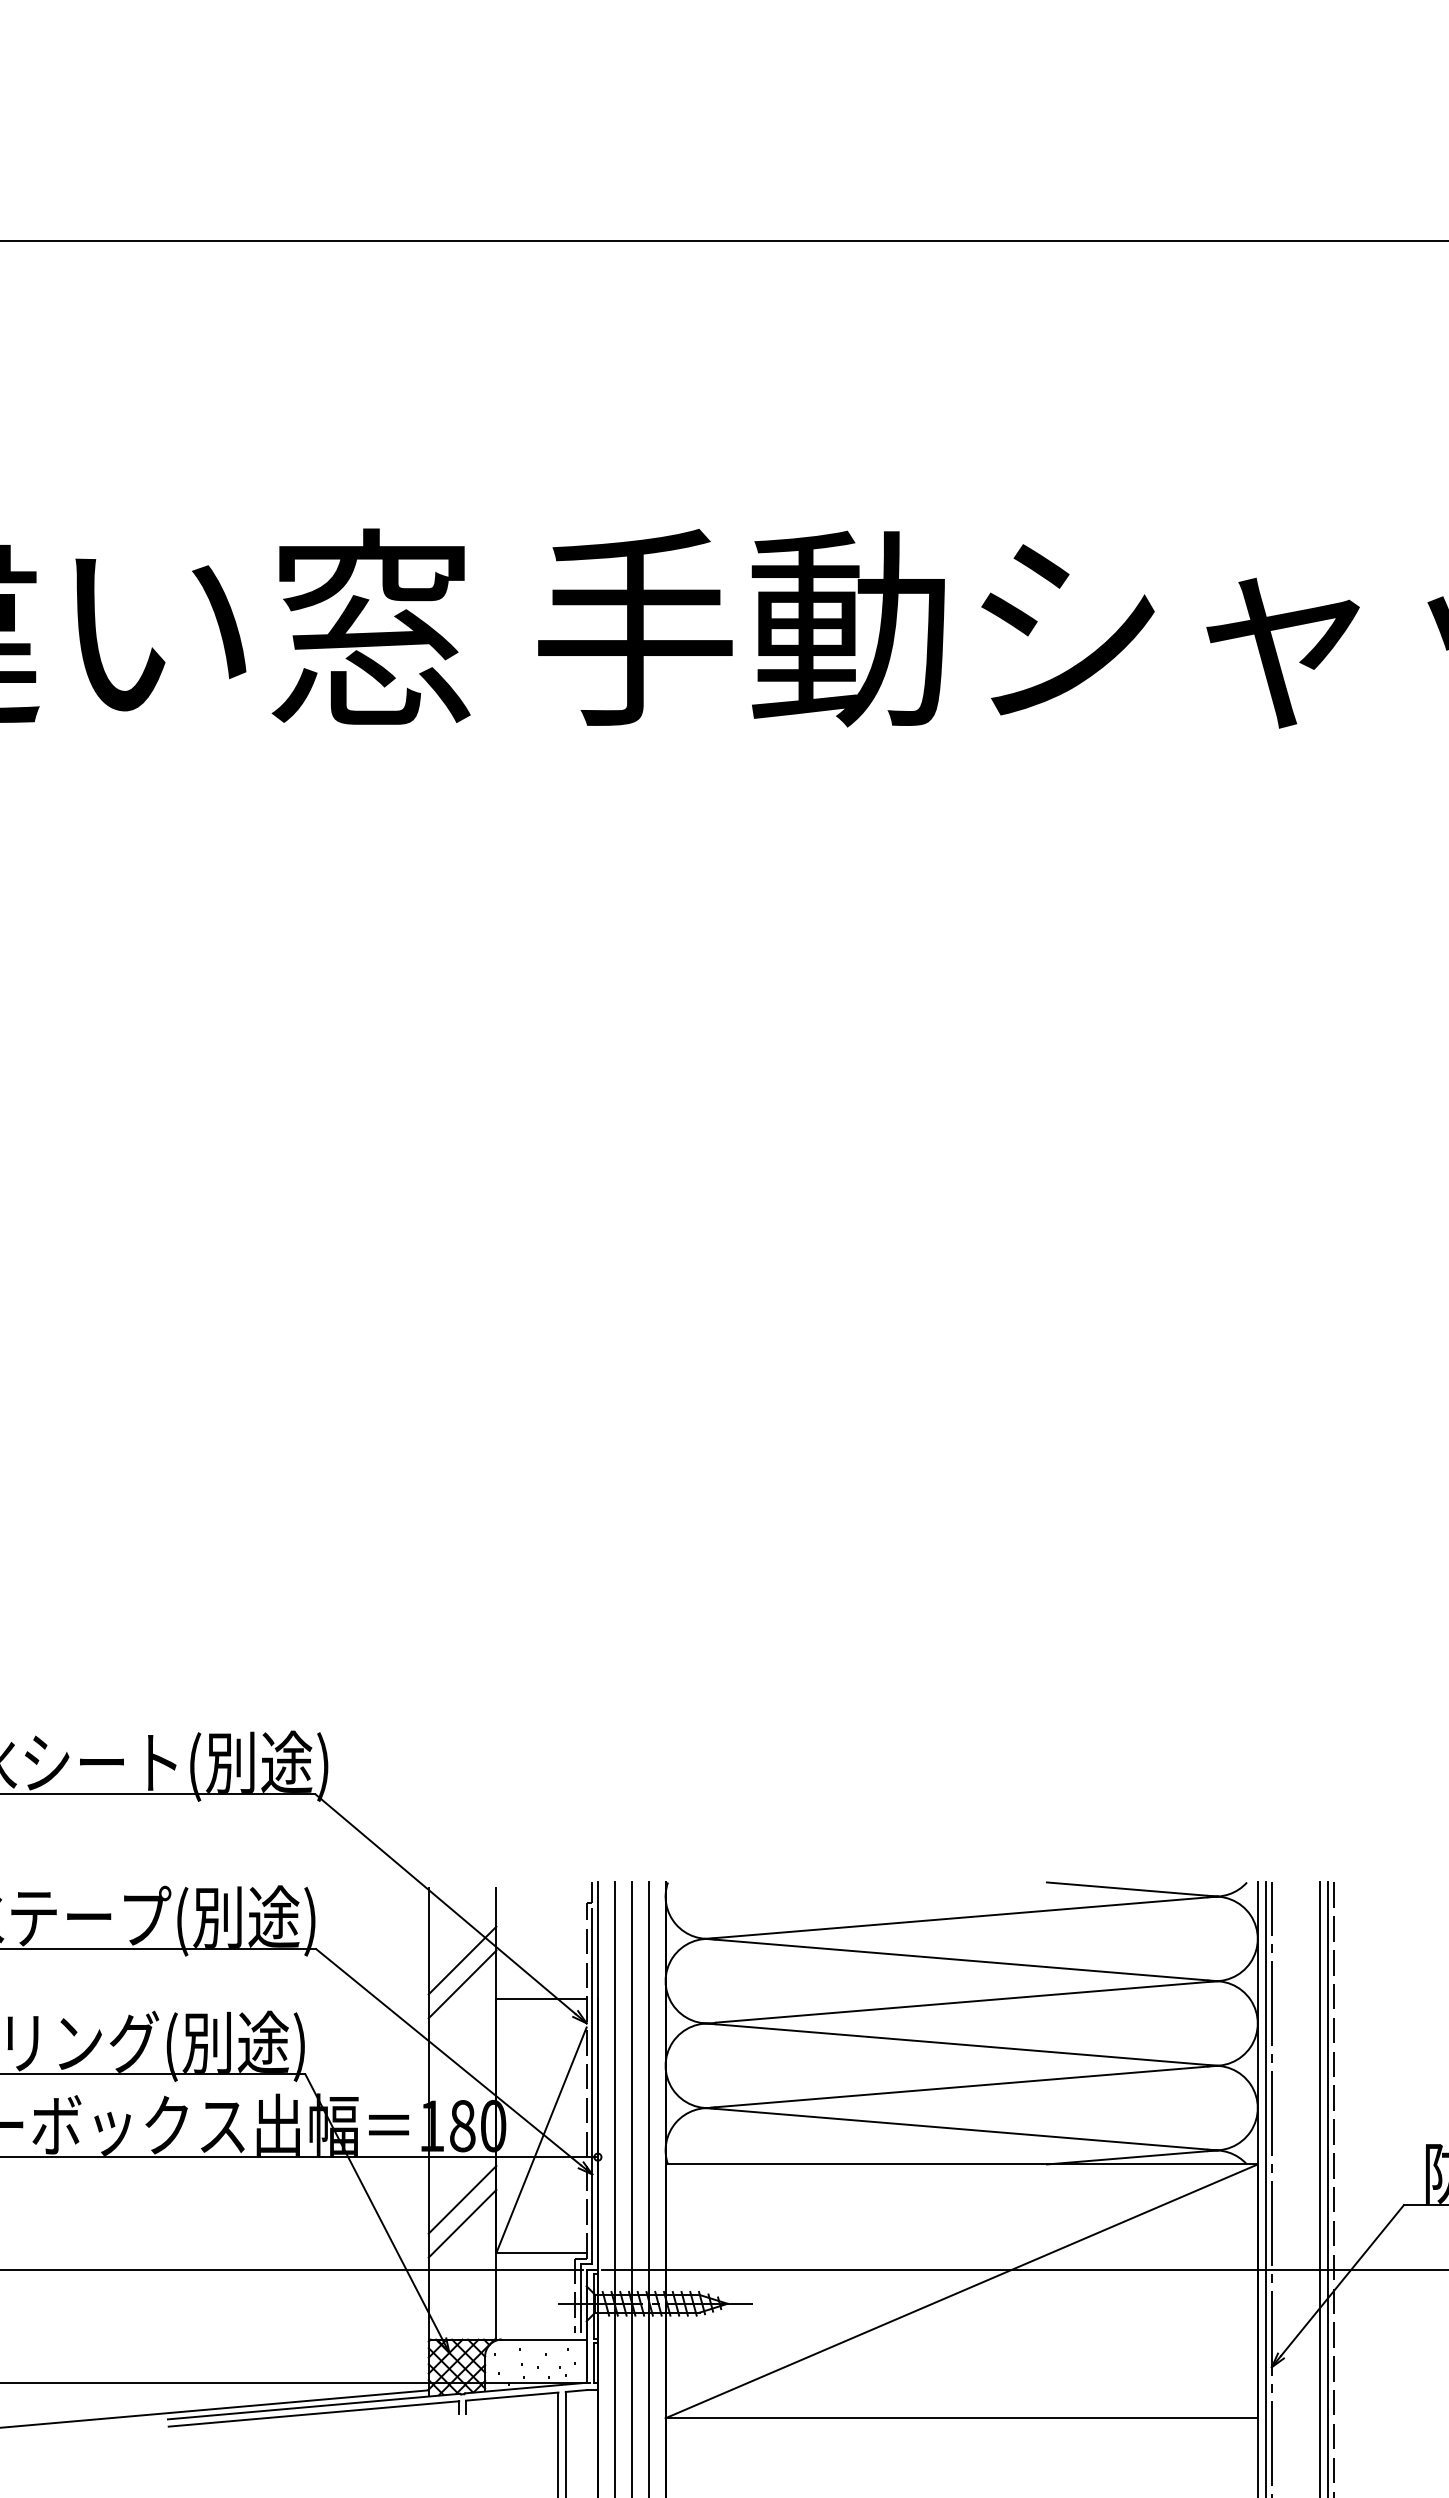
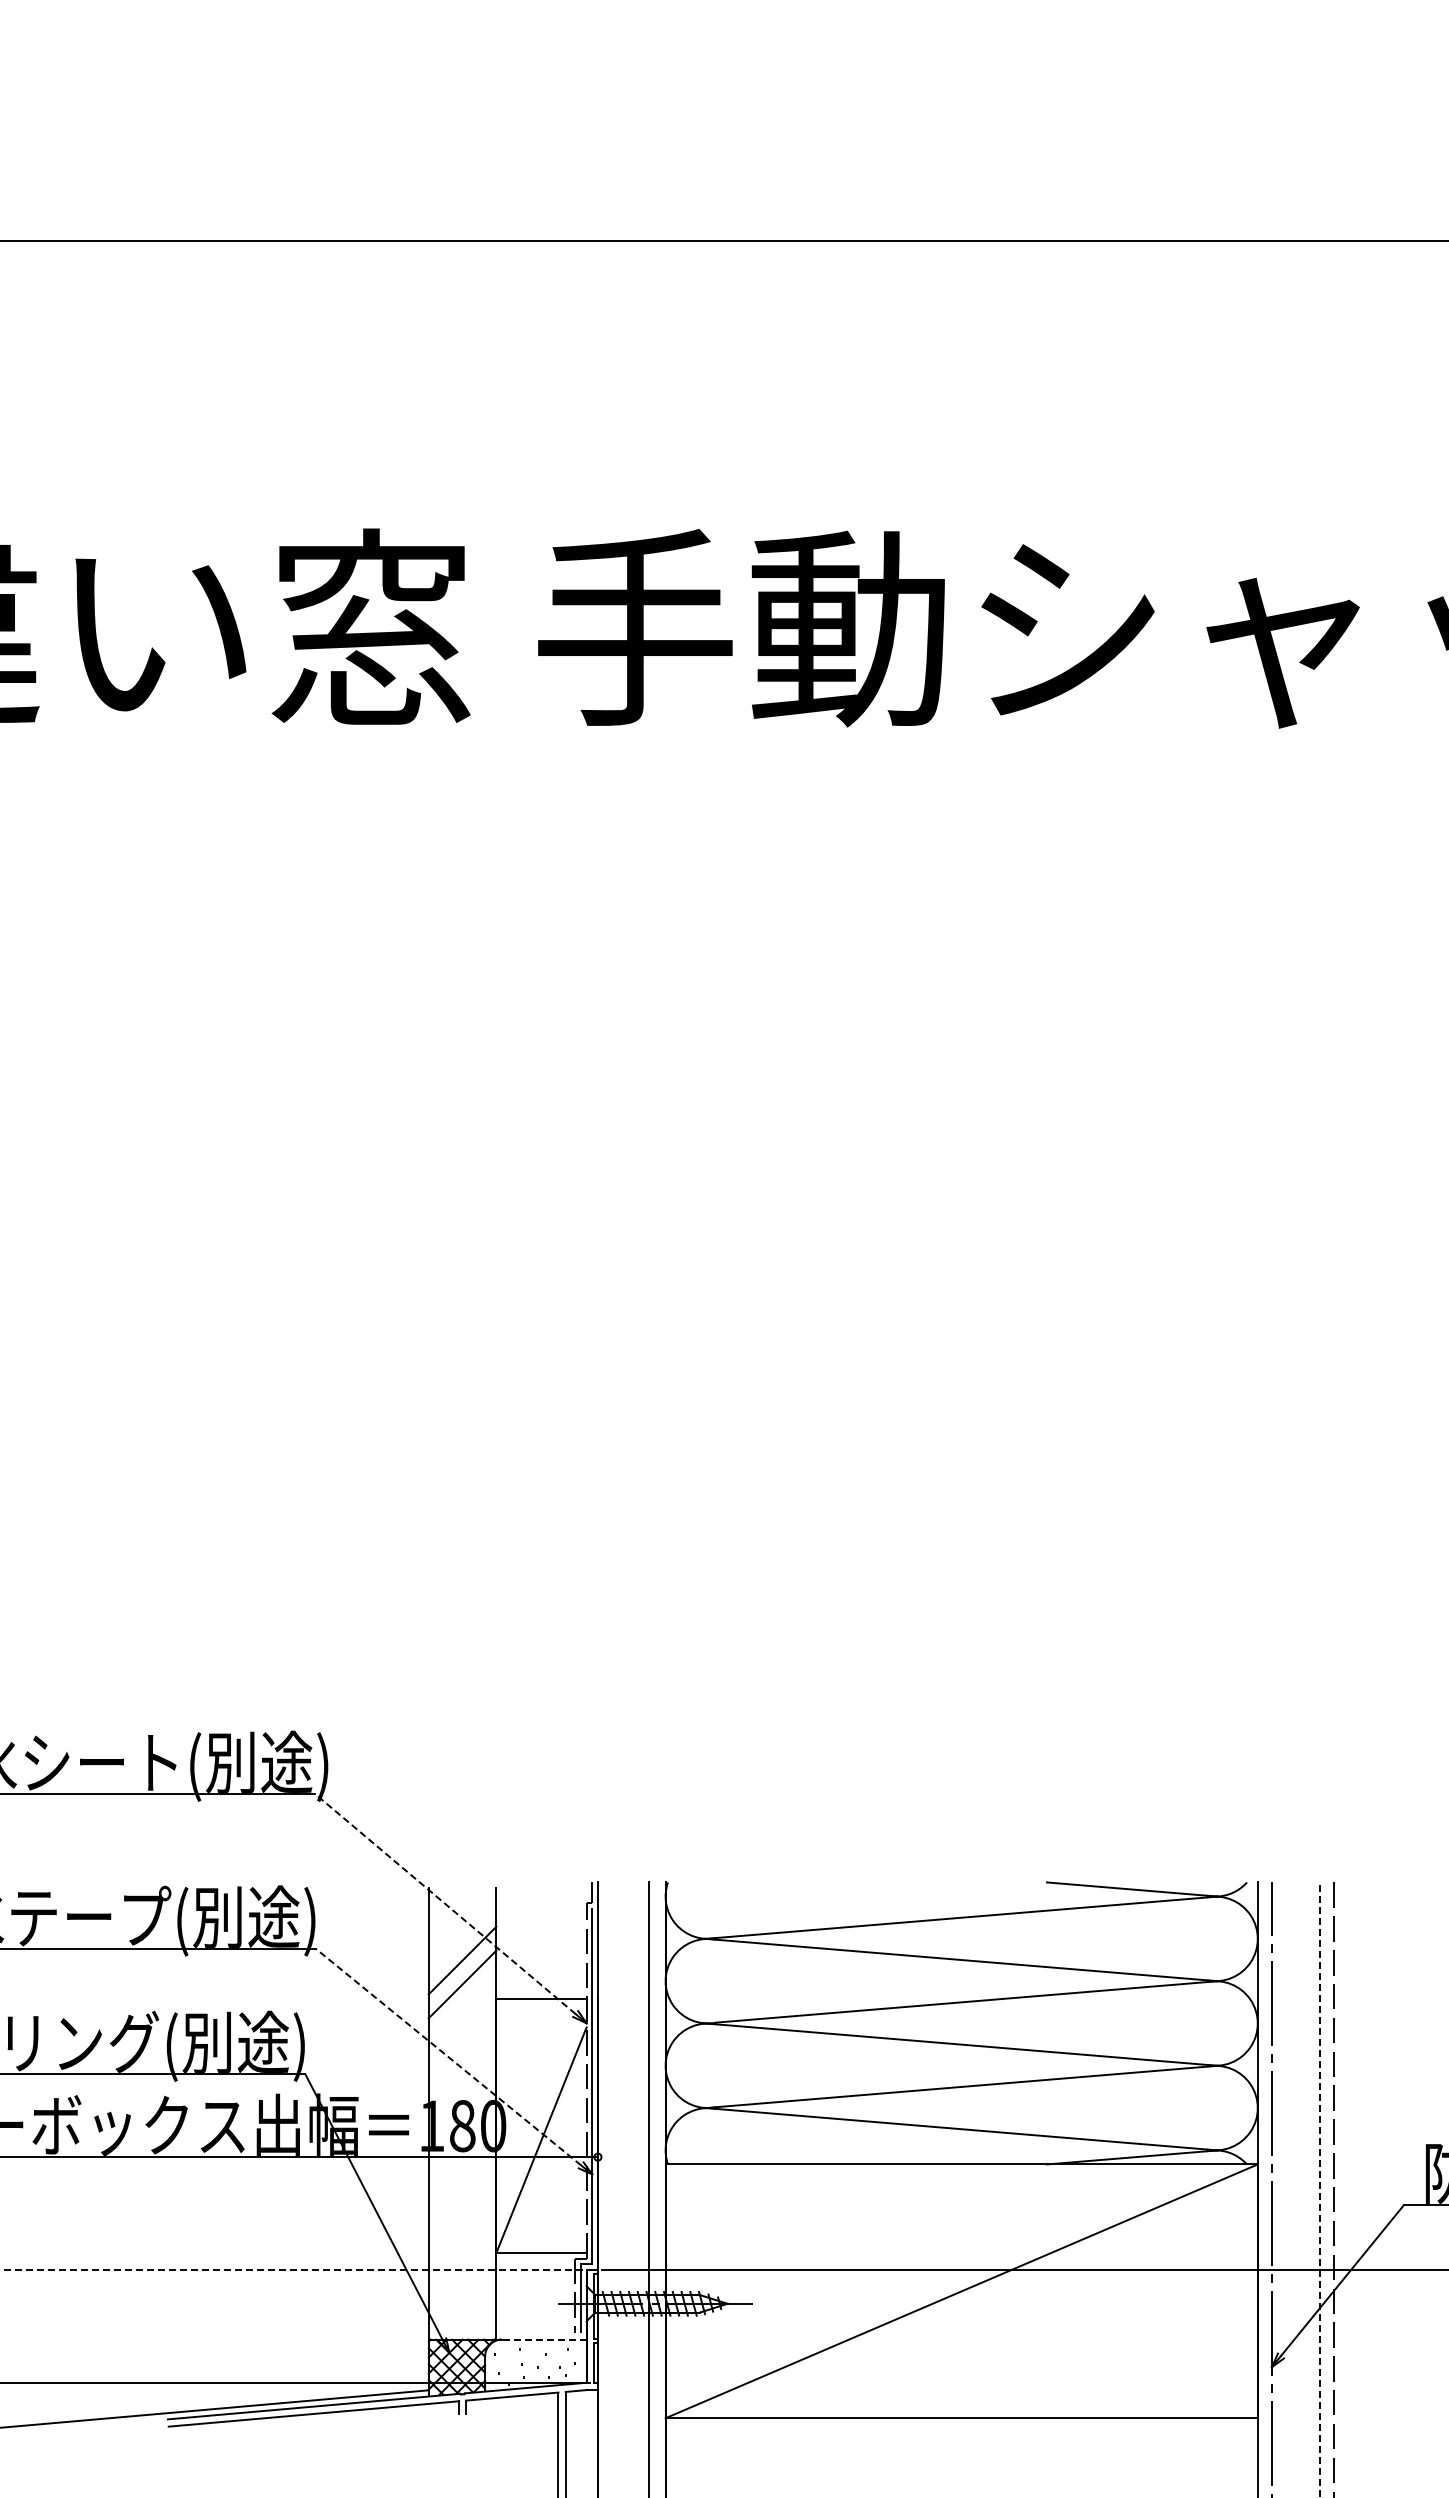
line: solid -> dashed (445, 1903)
line: solid -> dashed (448, 2056)
line: present -> none (614, 2188)
line: present -> none (631, 2188)
line: present -> none (1266, 2188)
line: present -> none (1328, 2188)
line: solid -> dashed (1319, 2189)
line: present -> none (462, 2199)
line: present -> none (462, 2223)
line: solid -> dashed (290, 2269)
line: solid -> dashed (543, 2339)
